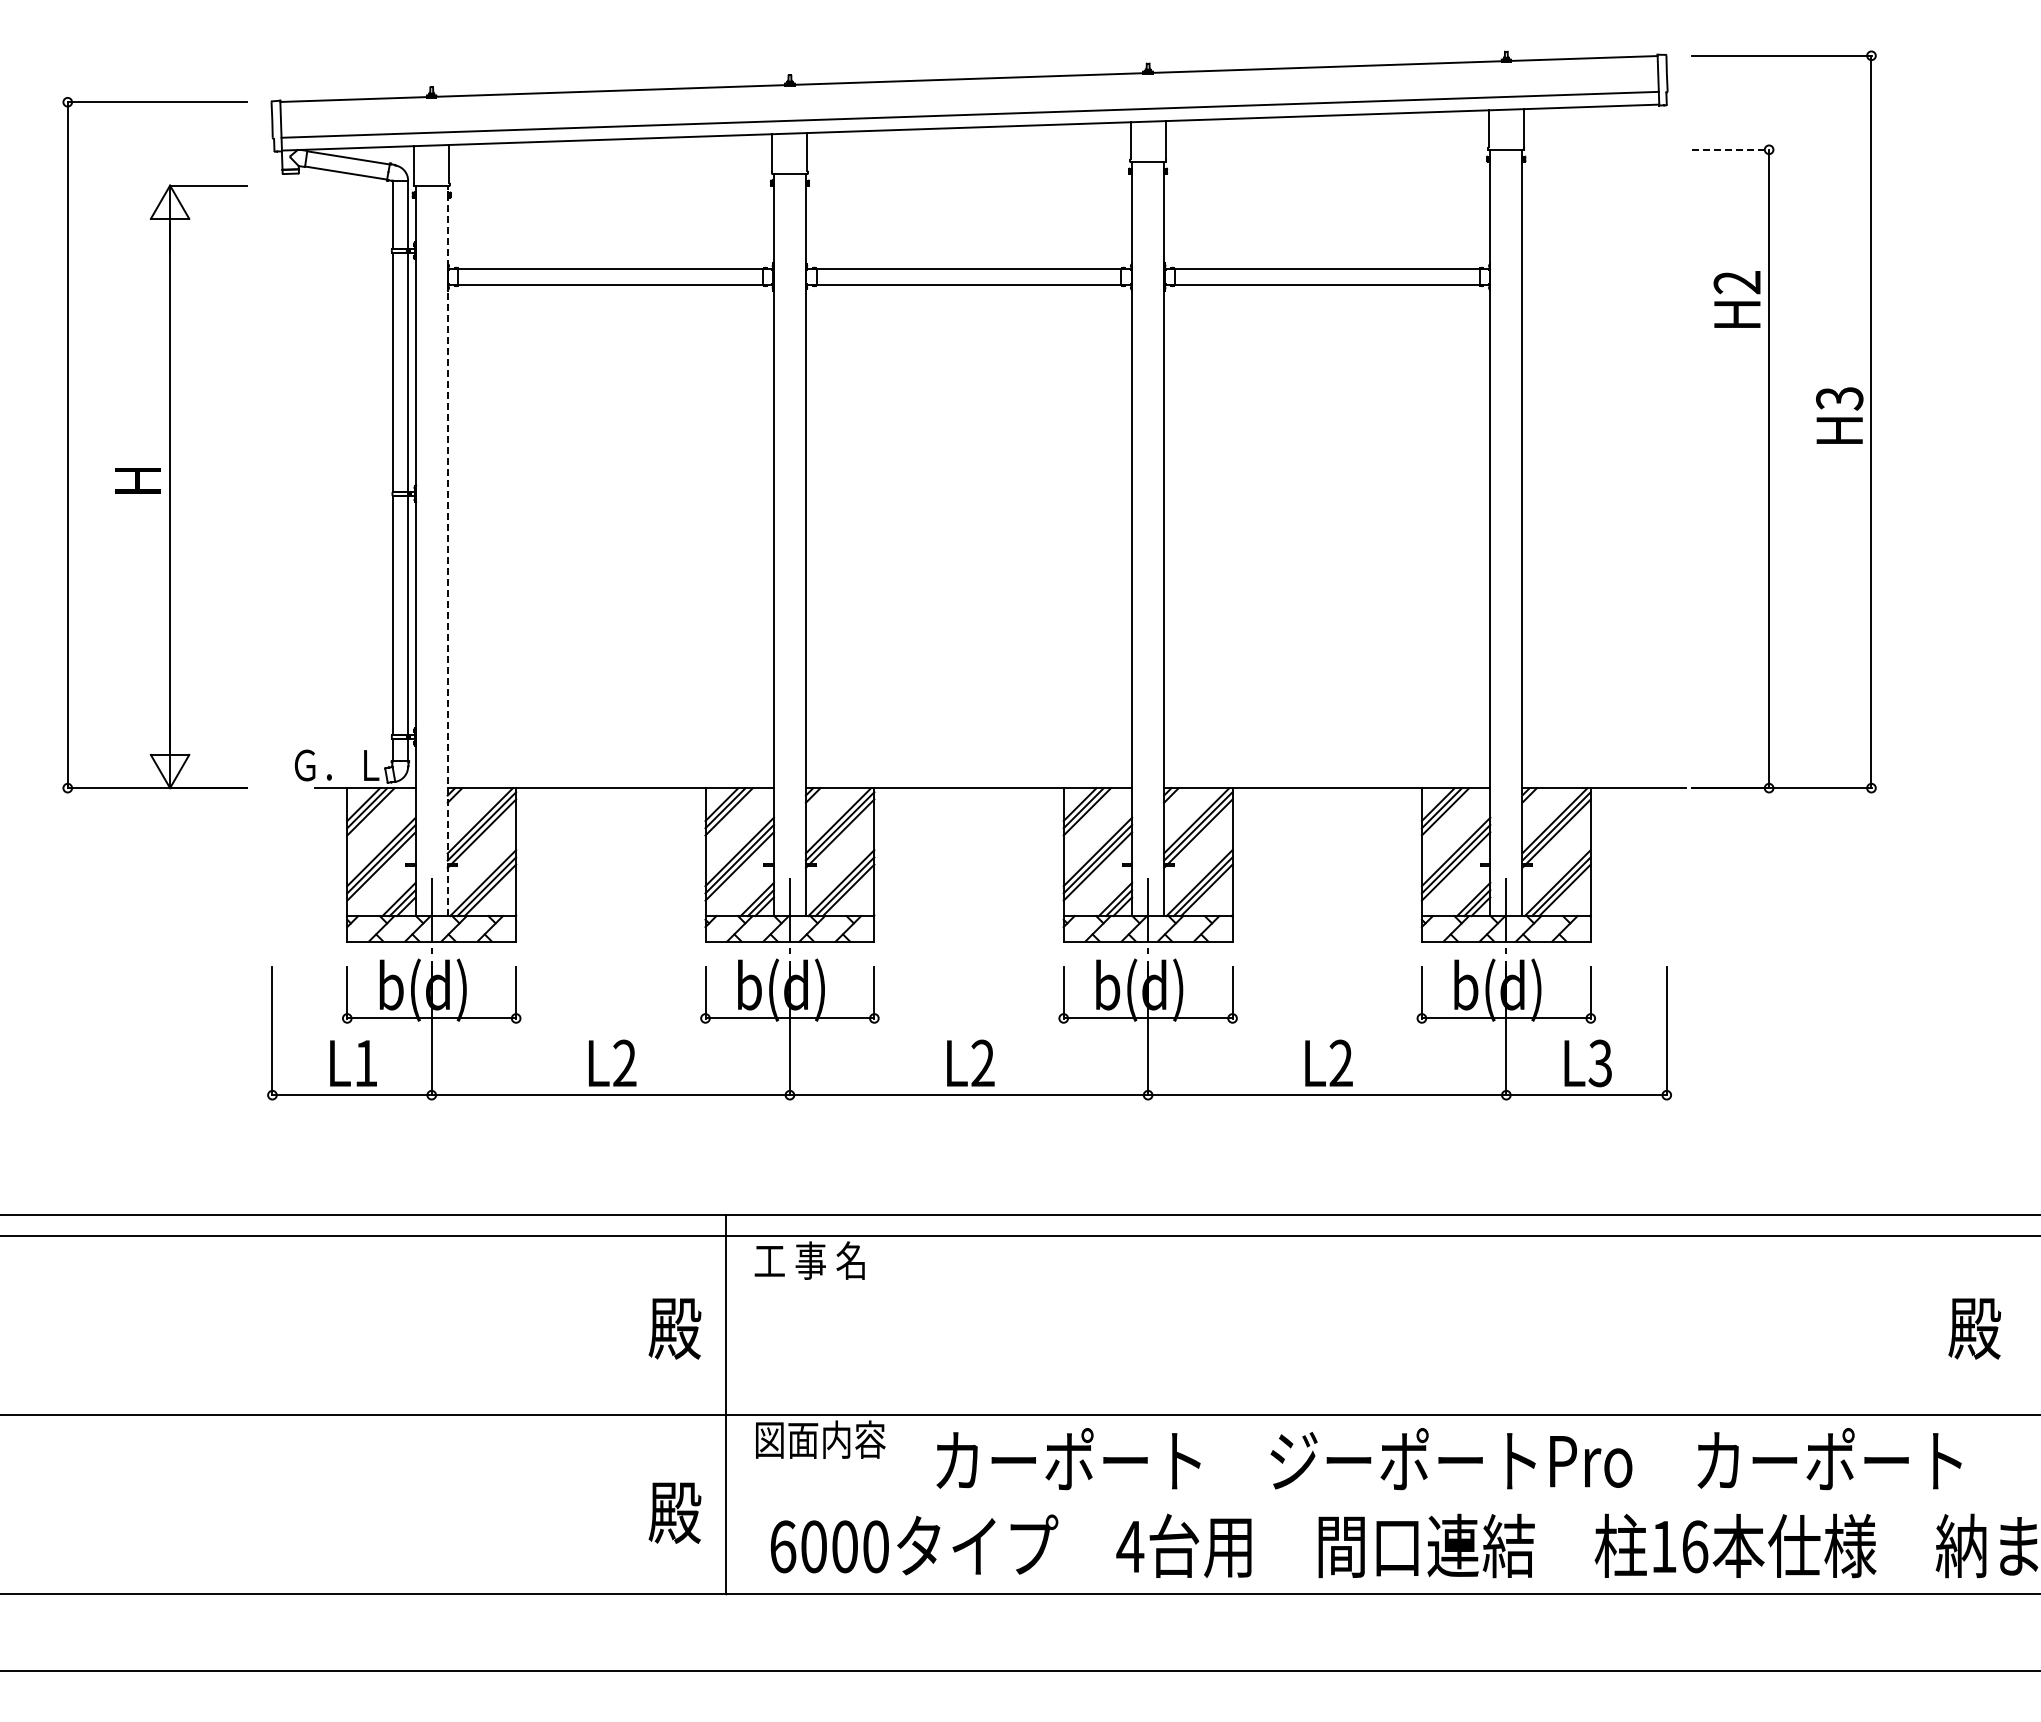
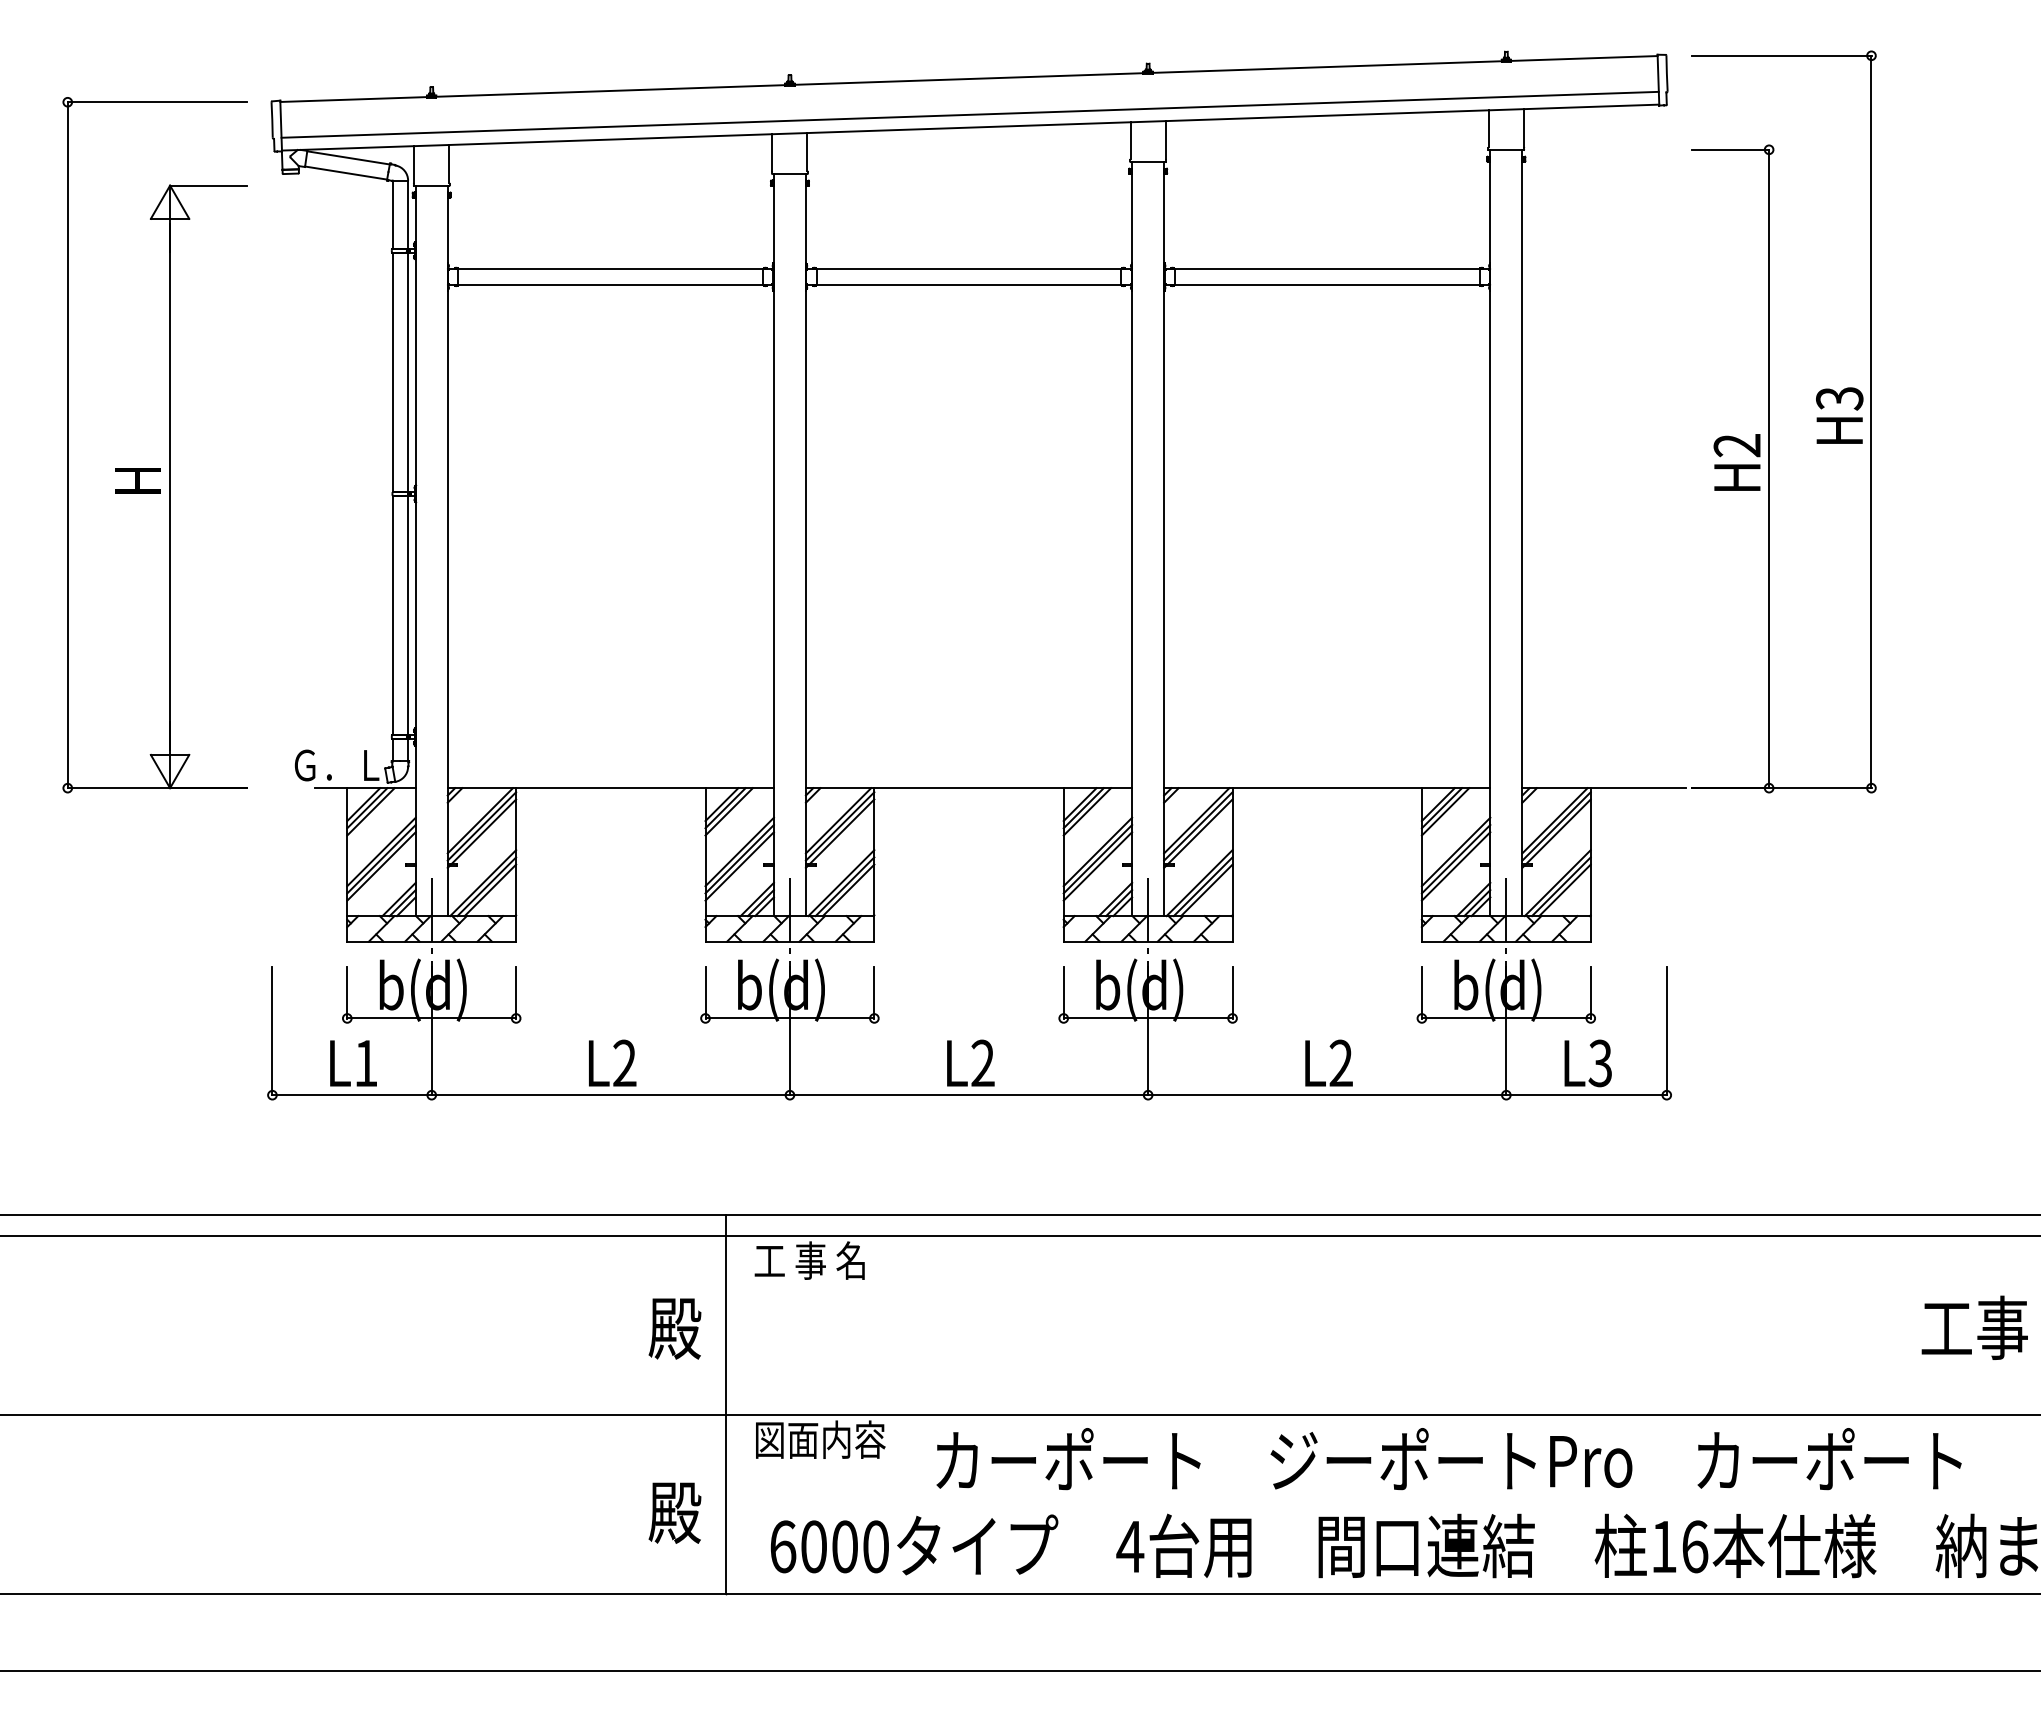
line: dashed -> solid (1730, 149)
text position: (1736, 299) -> (1736, 462) (1736, 462)
line: dashed -> solid (447, 551)
text: 殿 -> 工事 (1974, 1327)
